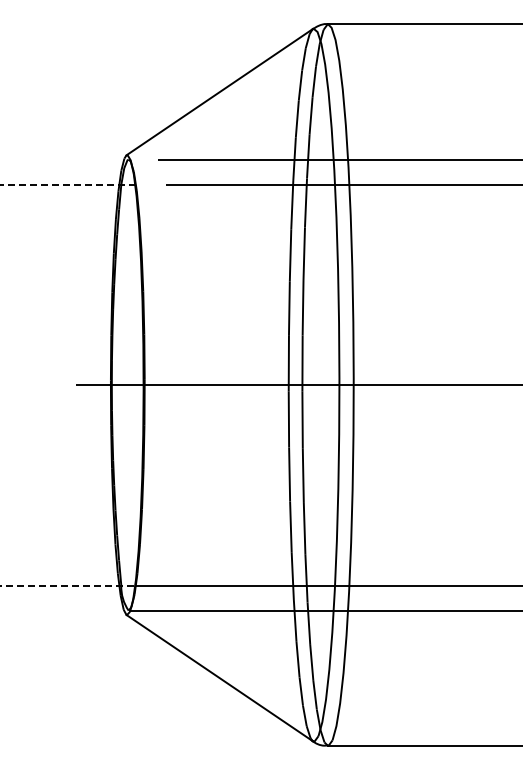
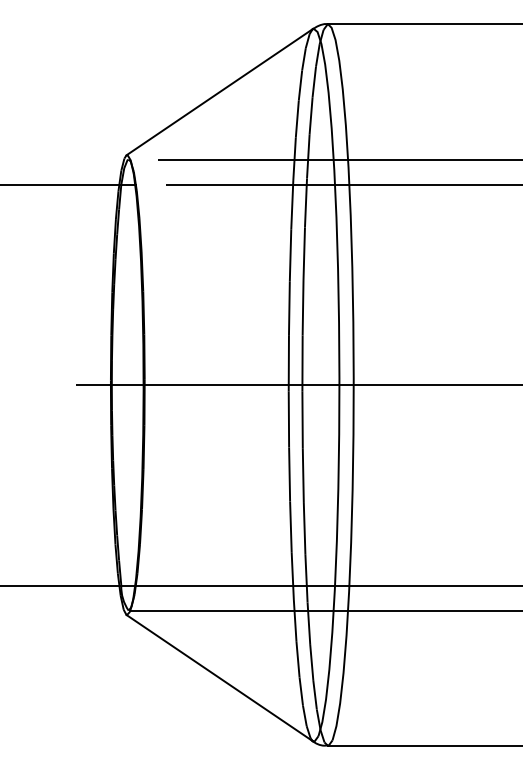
line: dashed -> solid (68, 184)
line: dashed -> solid (68, 585)
